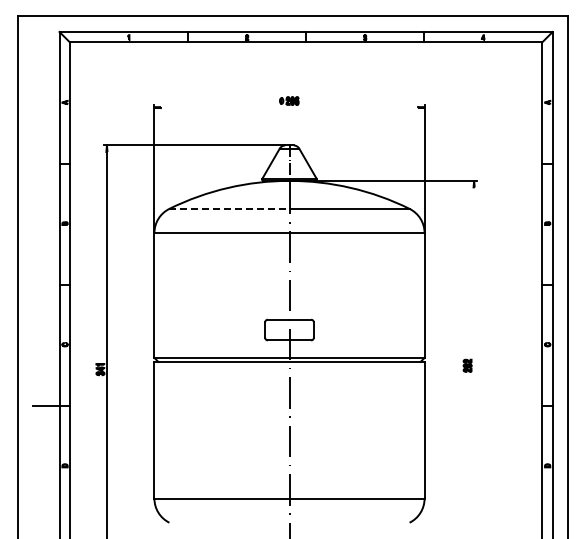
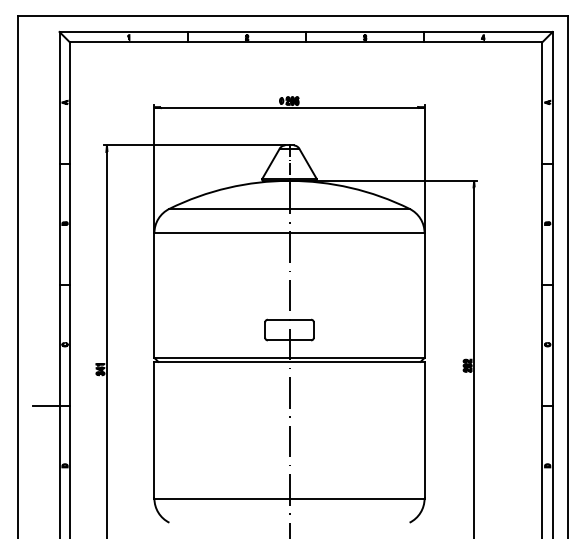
line: none -> present (289, 107)
line: dashed -> solid (229, 208)
line: none -> present (474, 361)
